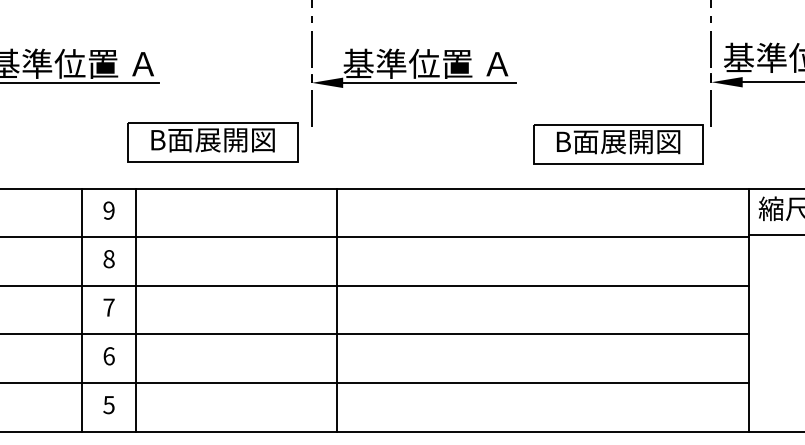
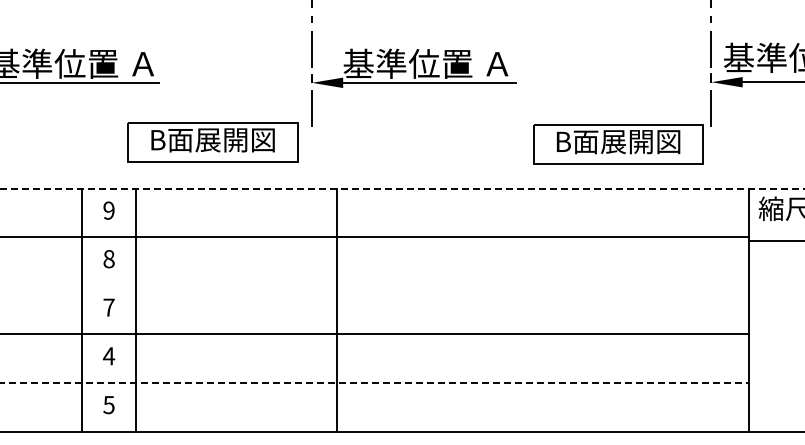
line: solid -> dashed (402, 188)
line position: (775, 234) -> (775, 240) (775, 240)
line: present -> none (375, 285)
text: 6 -> 4 (108, 356)
line: solid -> dashed (375, 383)
